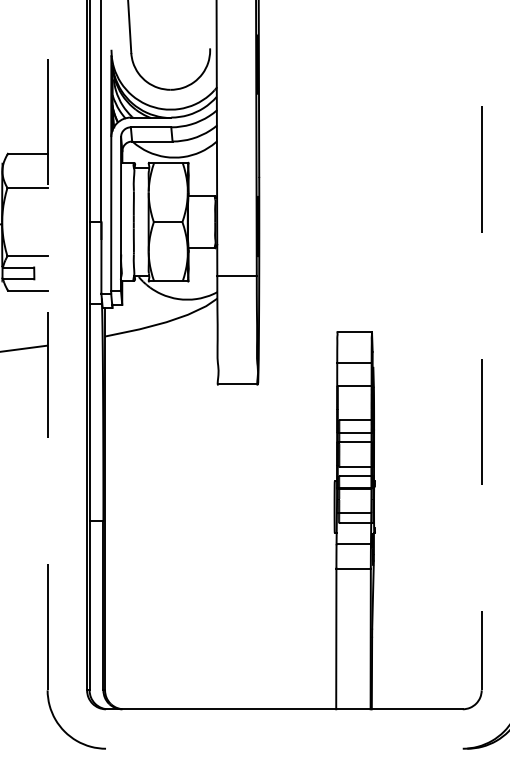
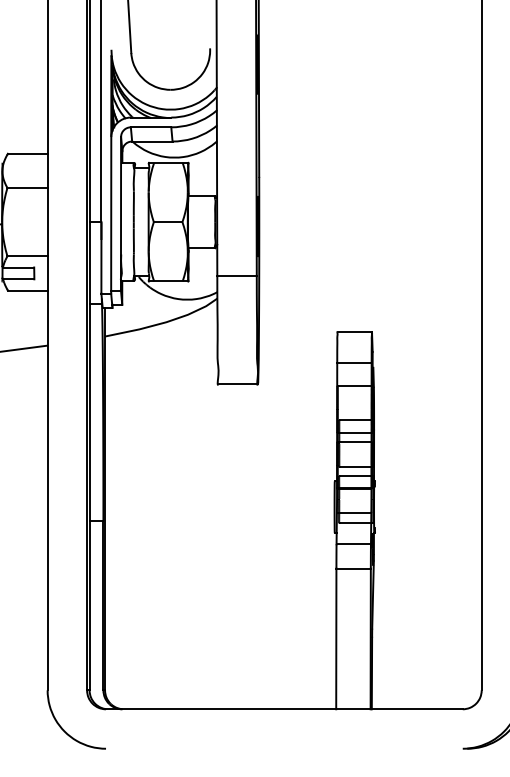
line: dashed -> solid (47, 345)
line: dashed -> solid (481, 345)
